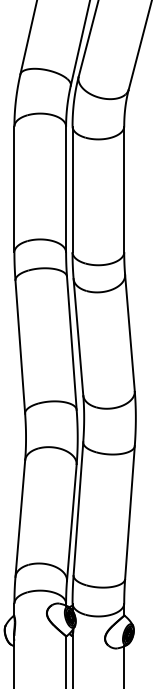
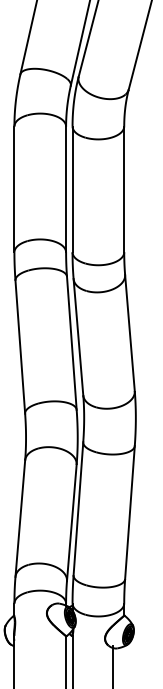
line position: (124, 665) -> (113, 665) (113, 665)
